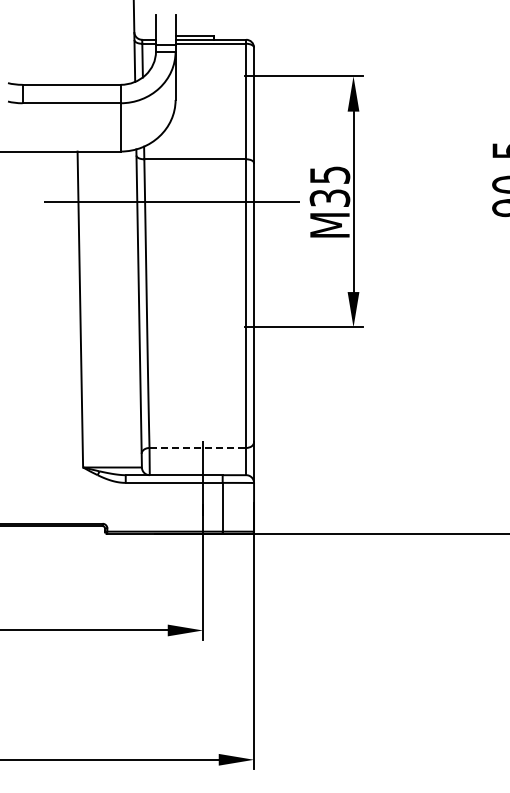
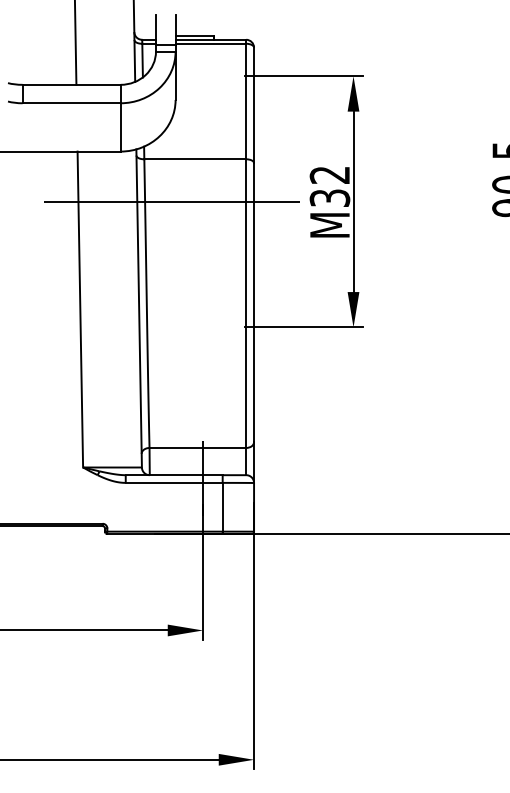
line: none -> present (75, 43)
text: M35 -> M32 (329, 174)
line: dashed -> solid (198, 447)
